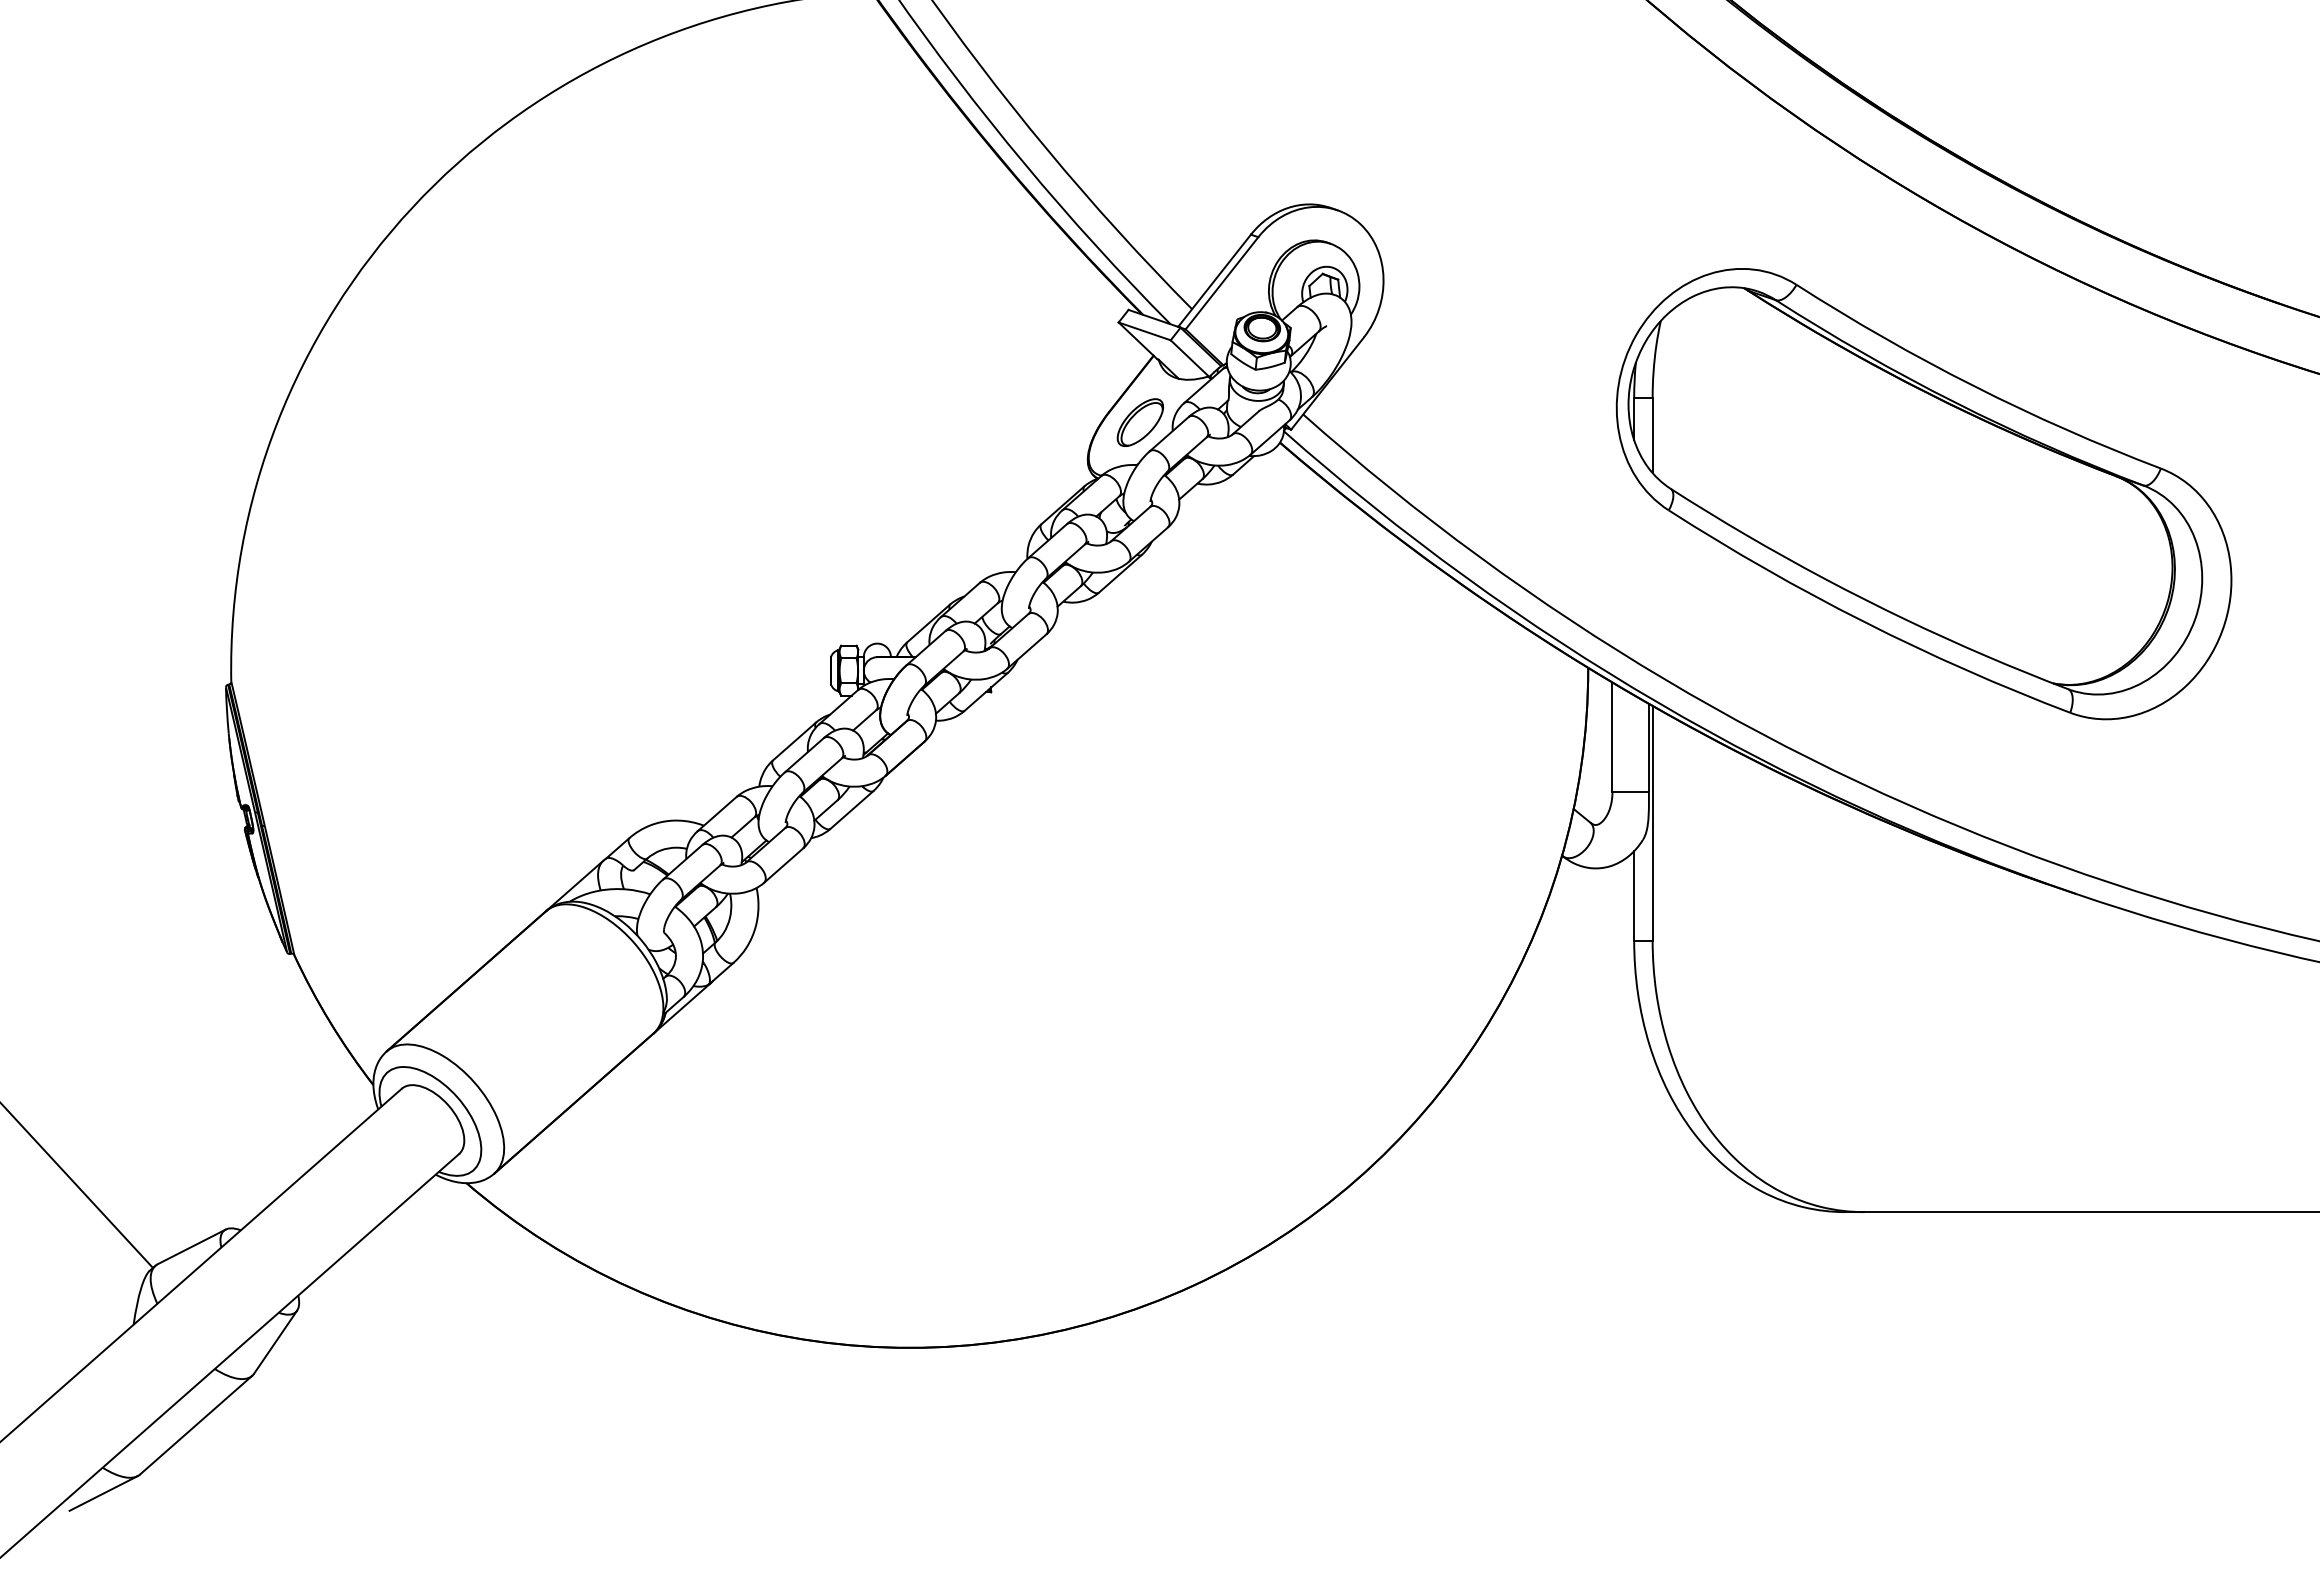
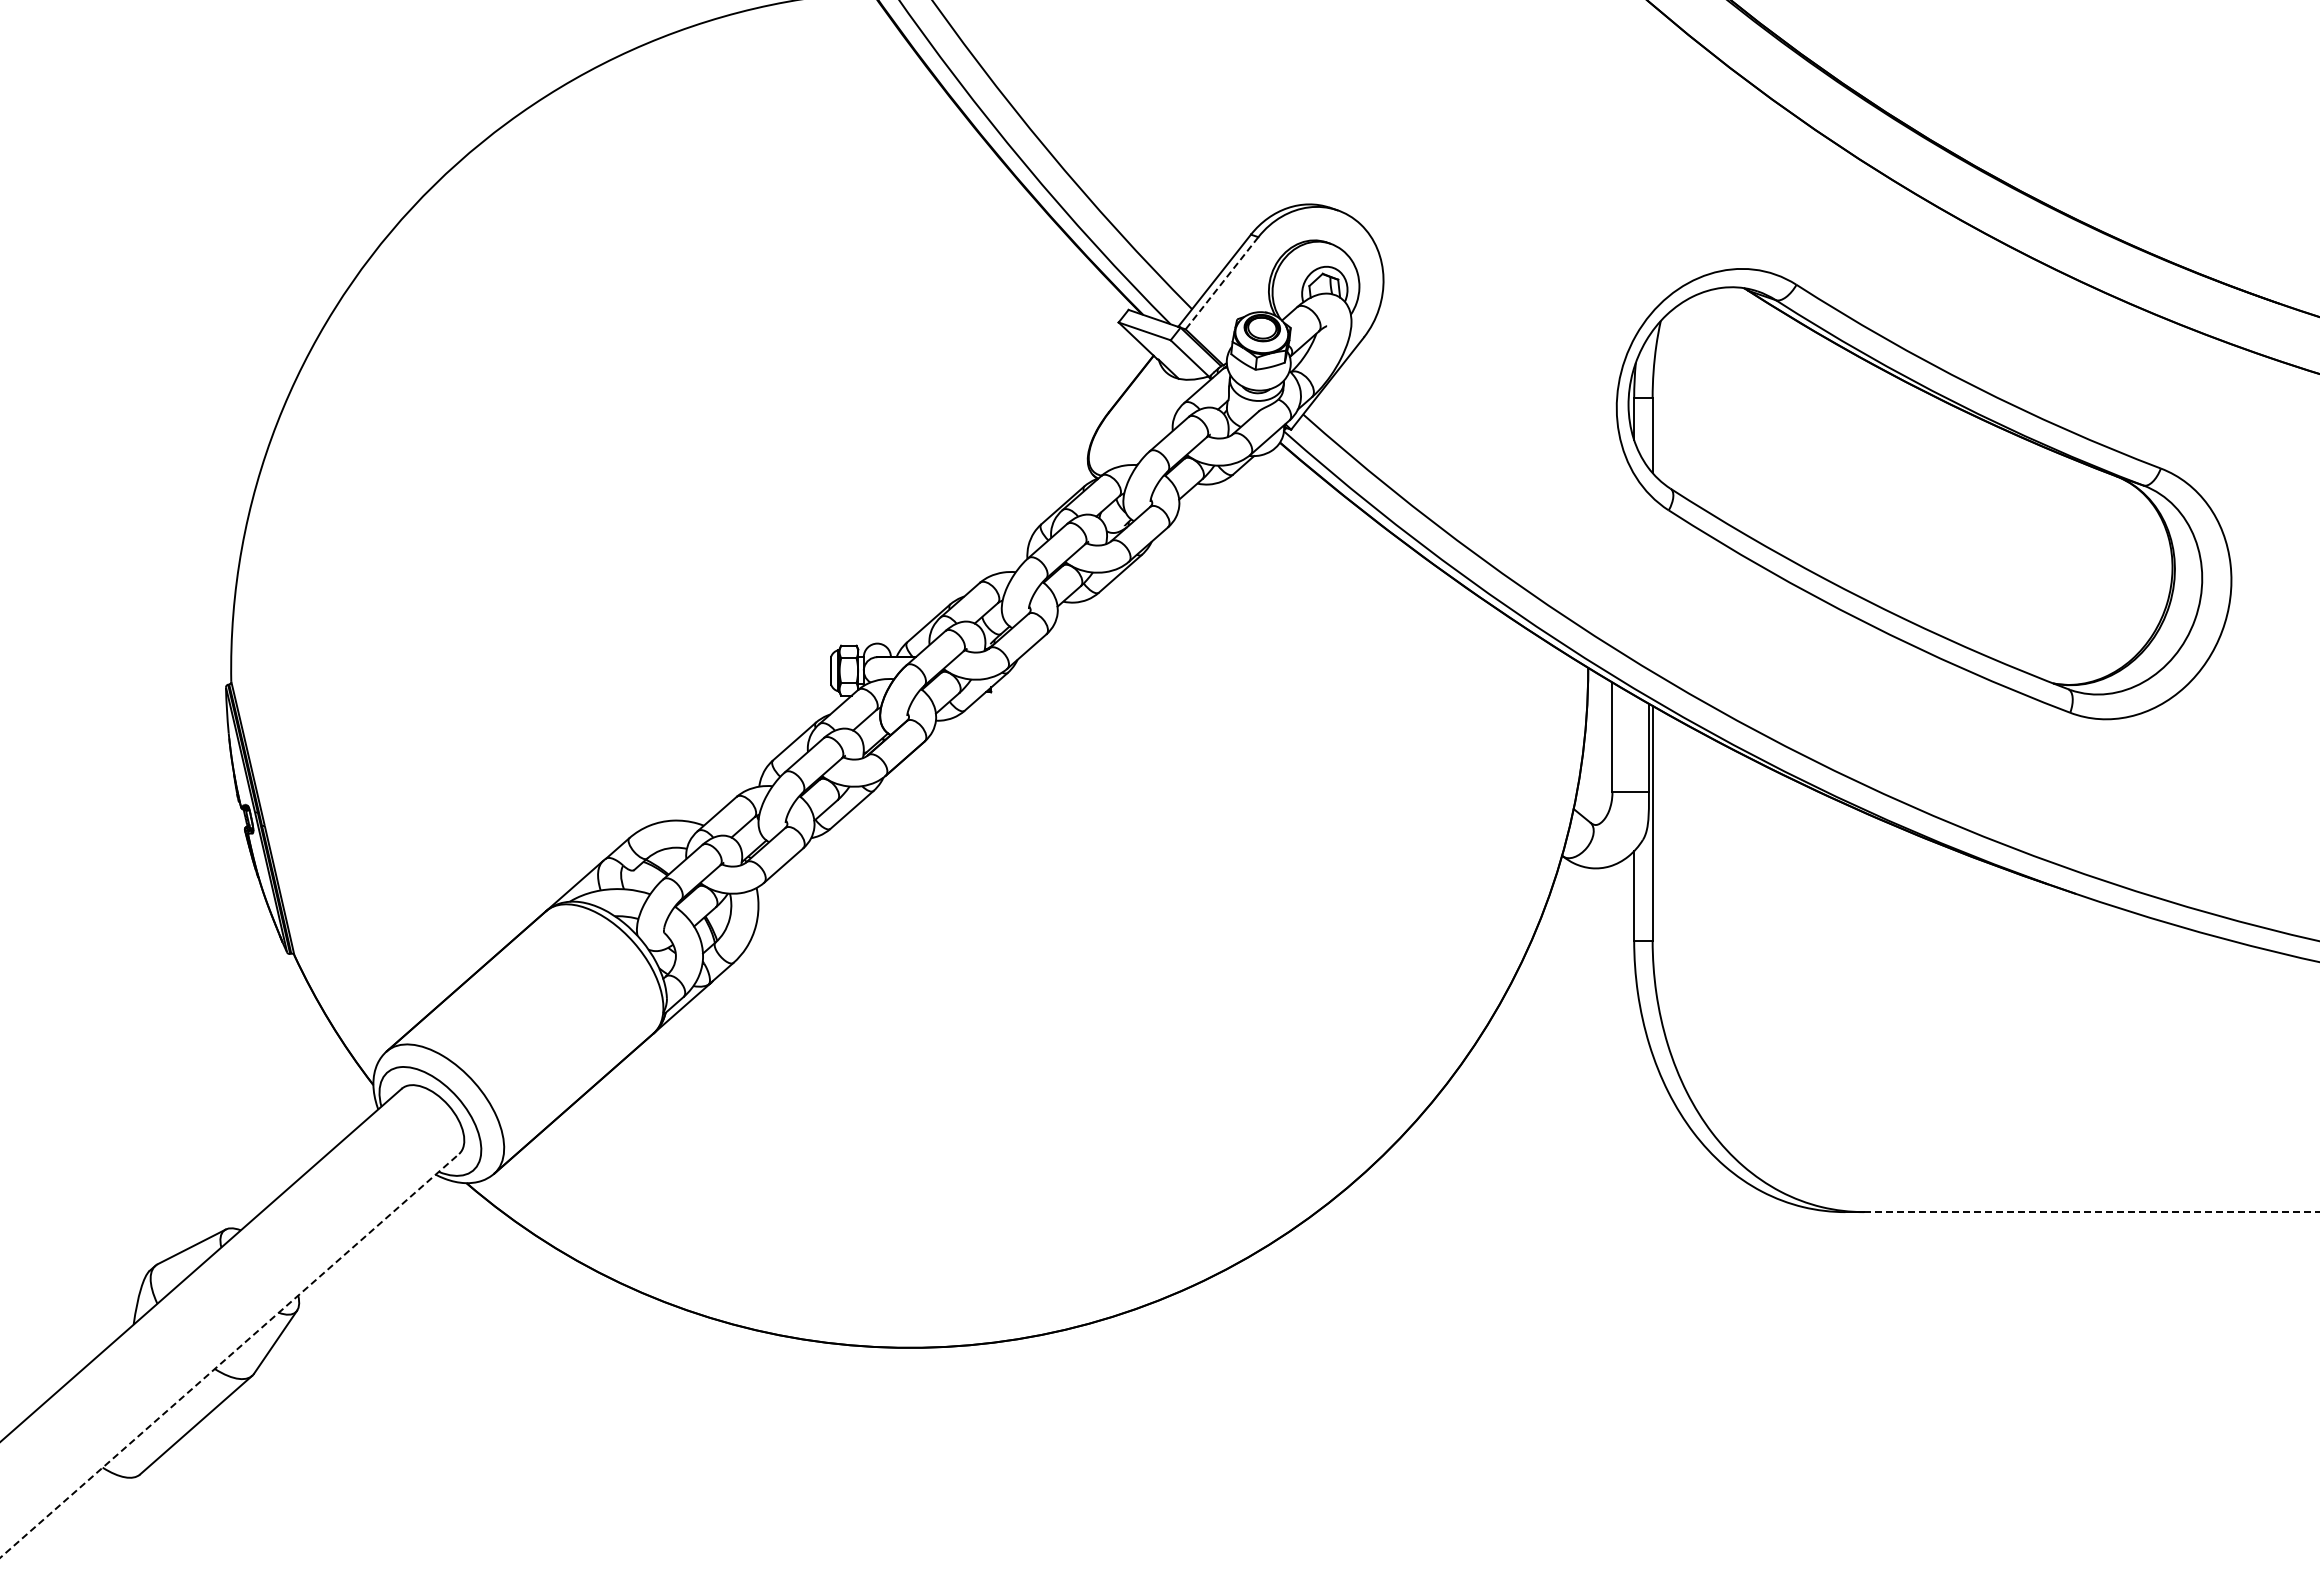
line: solid -> dashed (1222, 283)
part: present -> none (1140, 422)
line: present -> none (77, 1186)
line: solid -> dashed (2092, 1212)
line: solid -> dashed (230, 1355)
line: present -> none (103, 1493)
